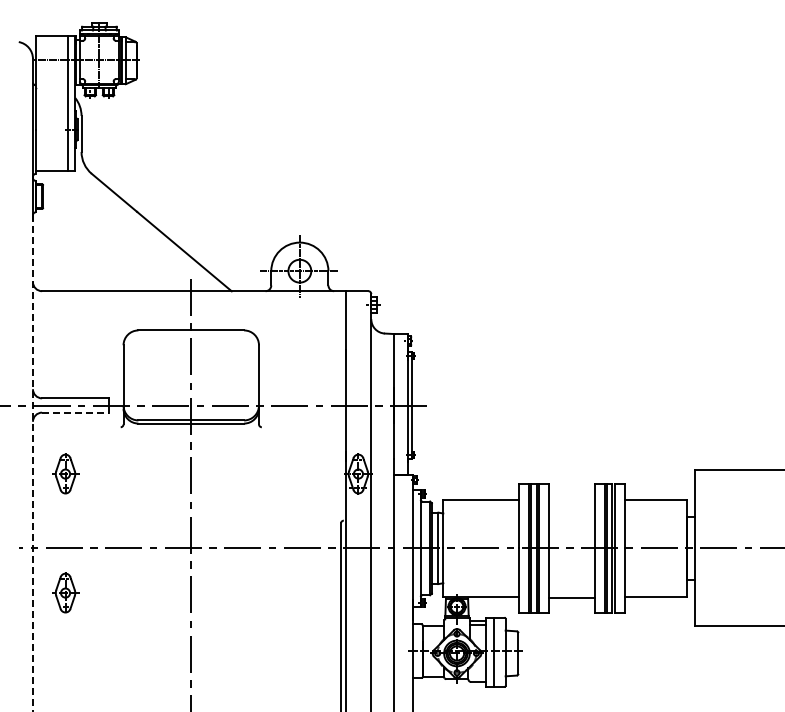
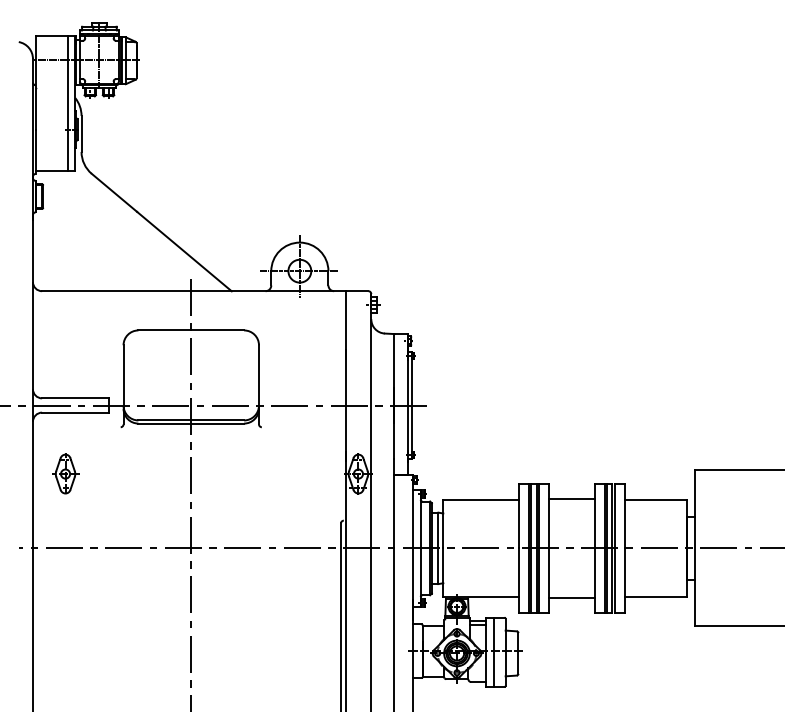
line: dashed -> solid (75, 412)
line: dashed -> solid (32, 463)
line: none -> present (571, 498)
part: present -> none (65, 592)
